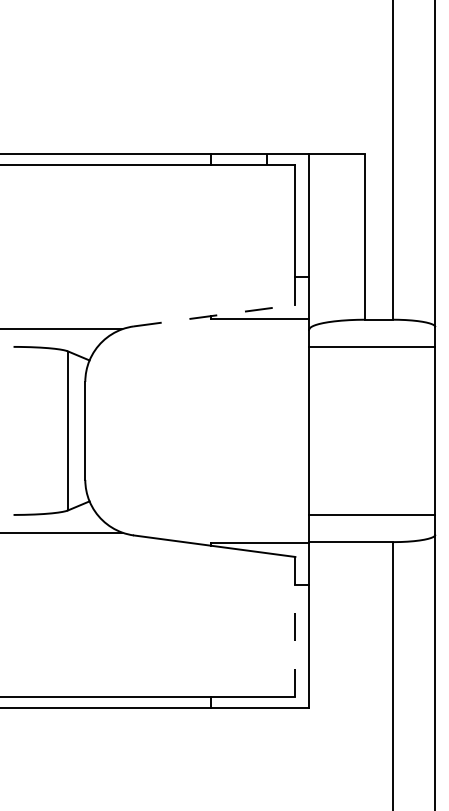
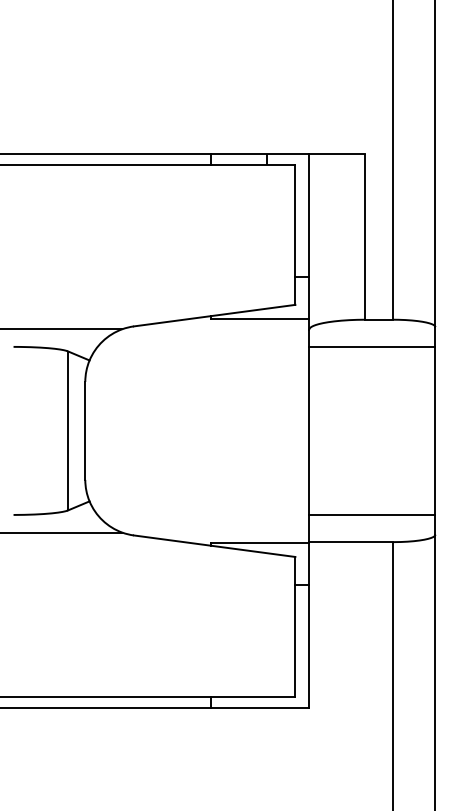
line: dashed -> solid (215, 315)
line: dashed -> solid (295, 627)
